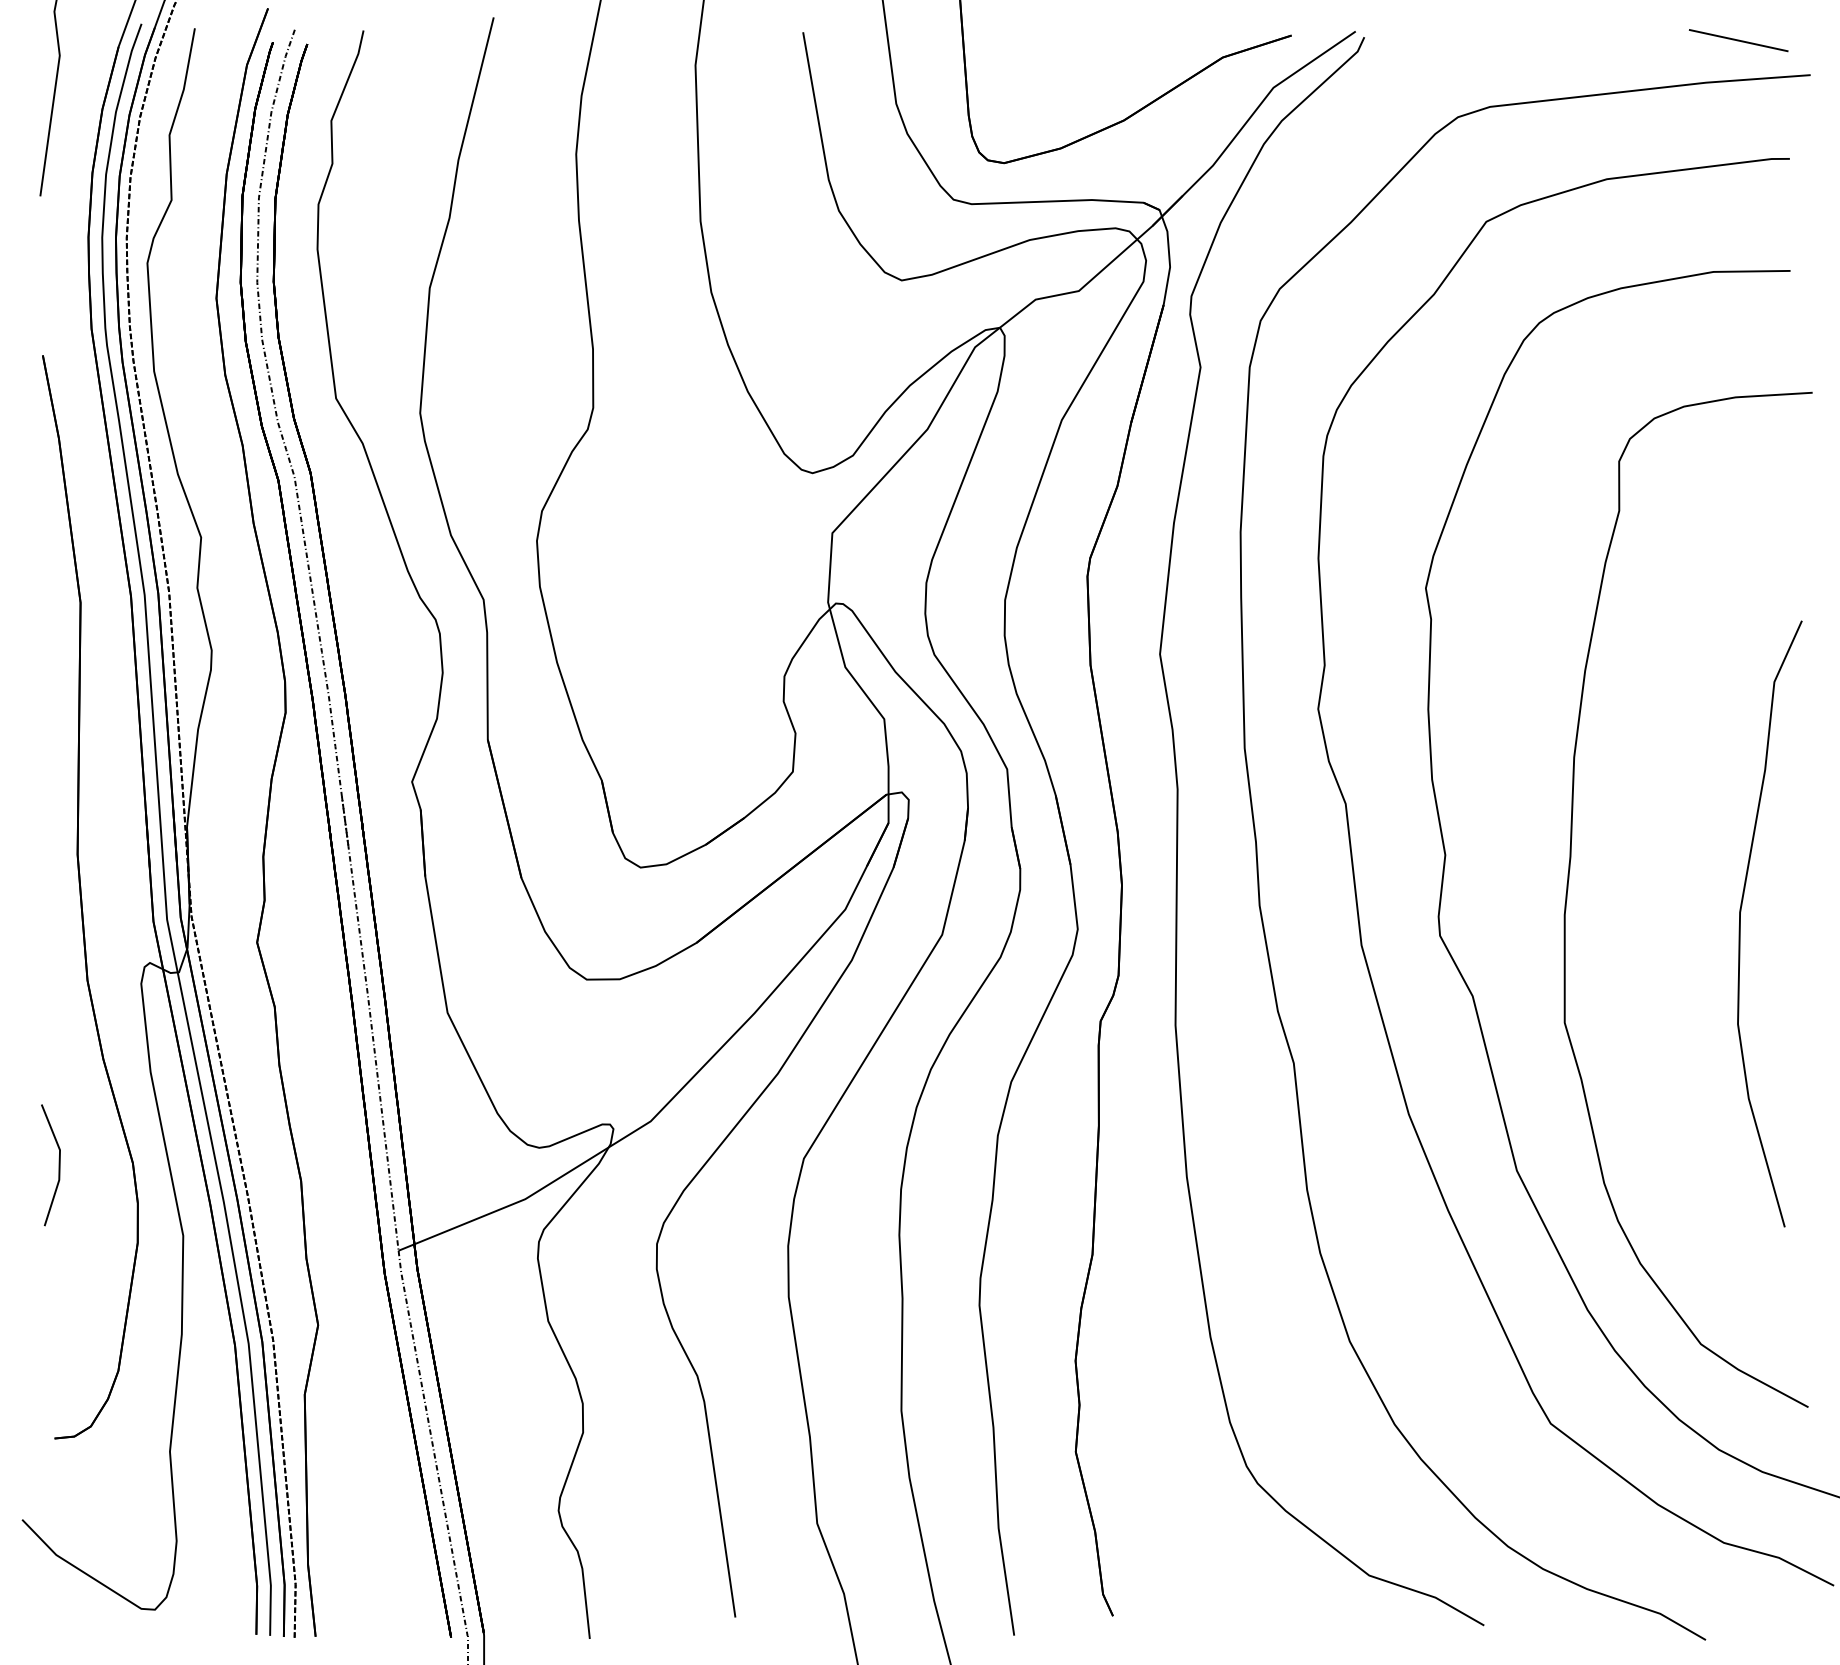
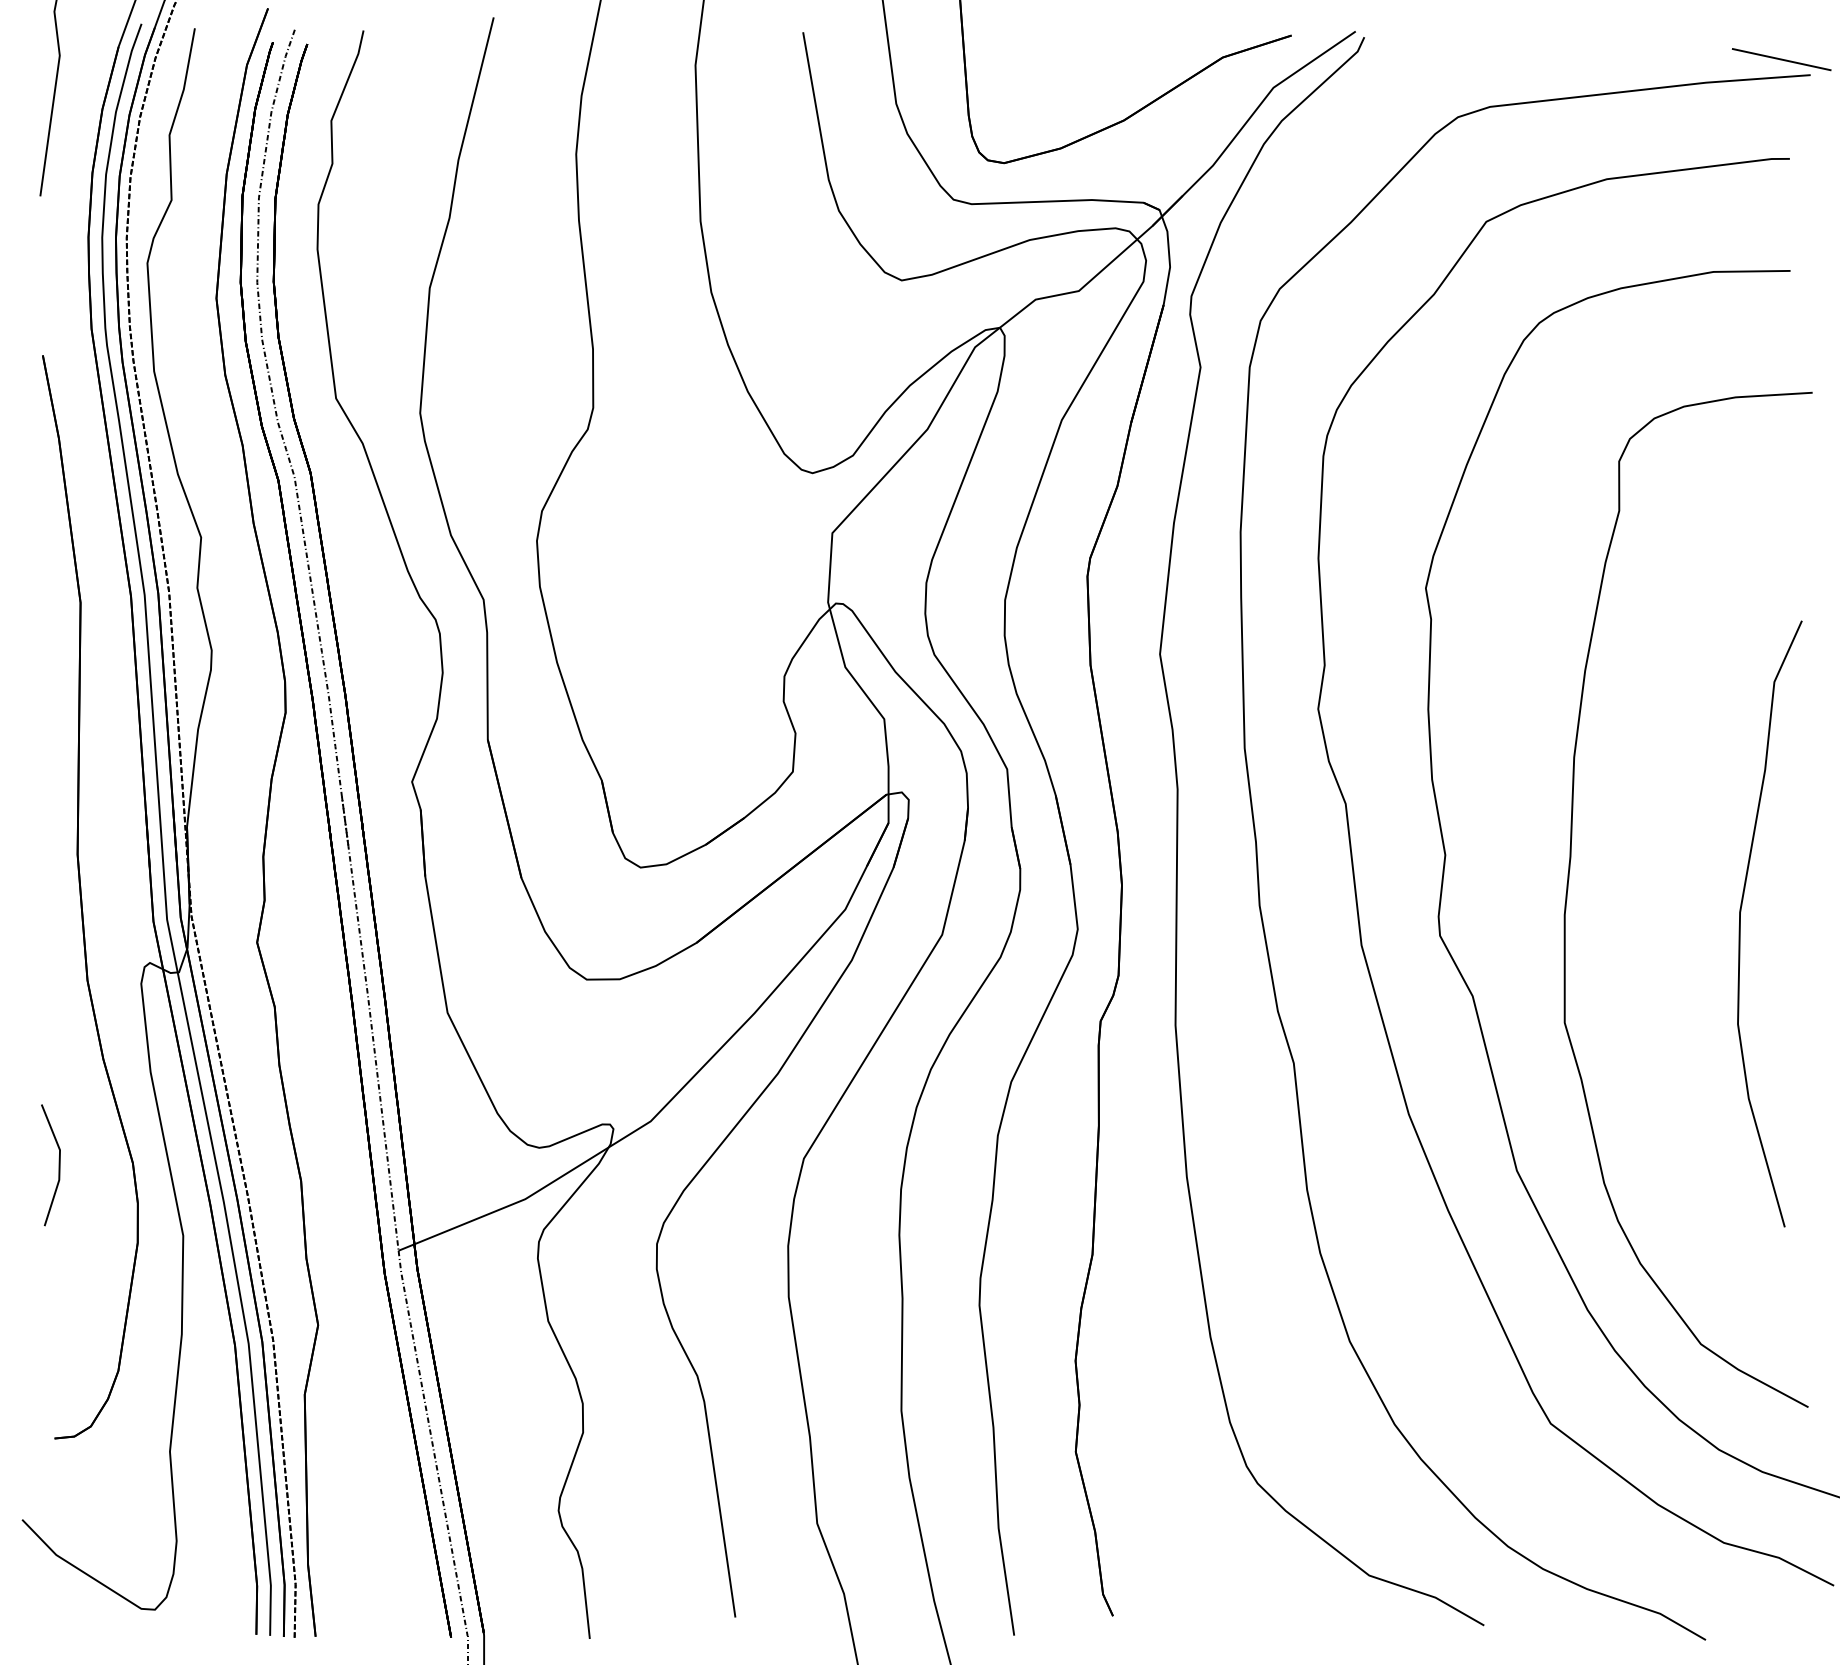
line position: (1738, 40) -> (1781, 59) (1781, 59)
